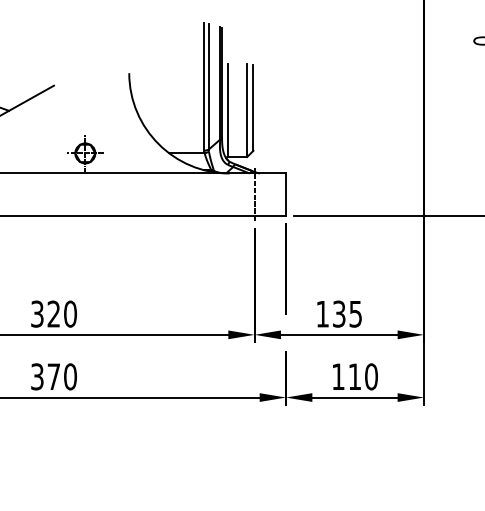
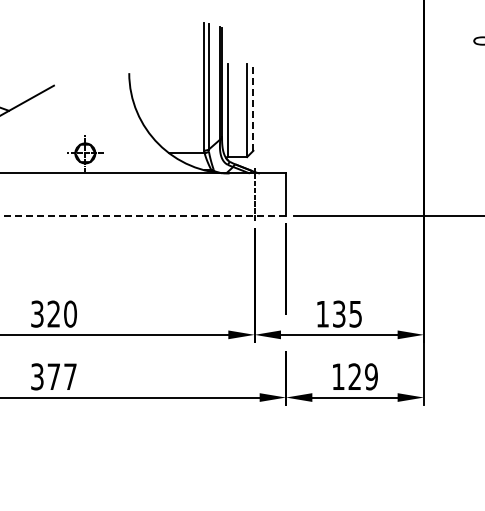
line: solid -> dashed (253, 108)
line: solid -> dashed (143, 216)
text: 370 -> 377 (70, 376)
text: 110 -> 129 (362, 376)
